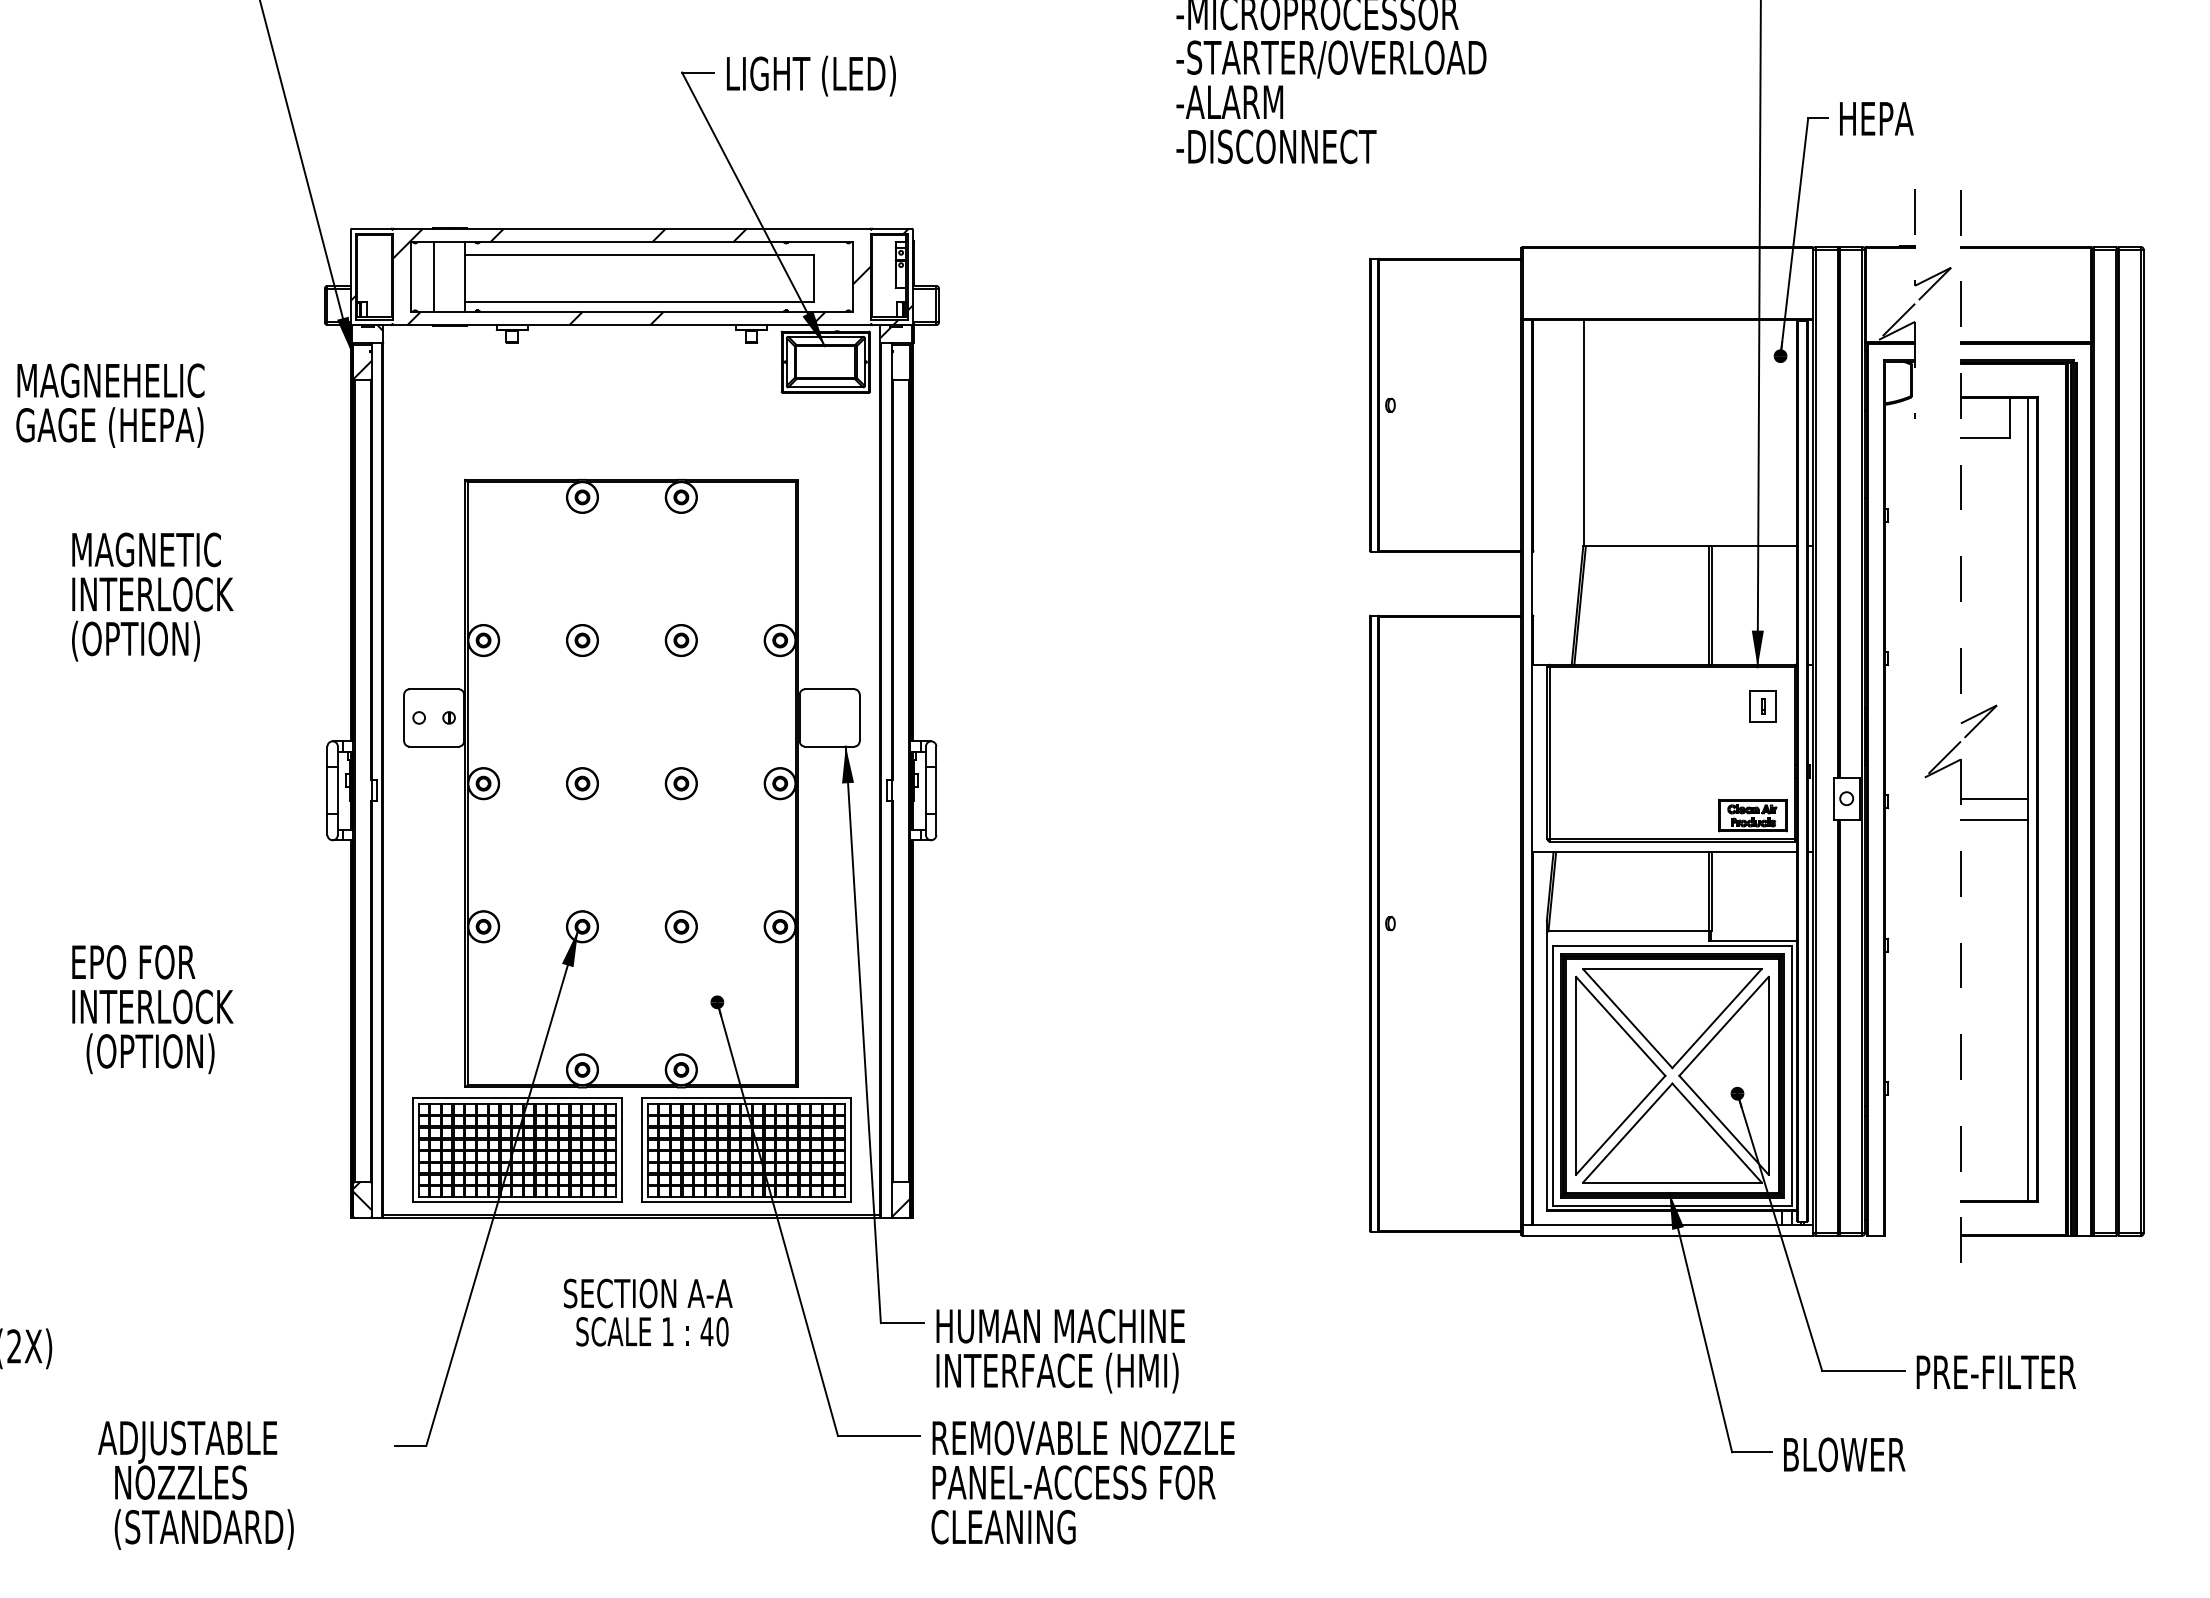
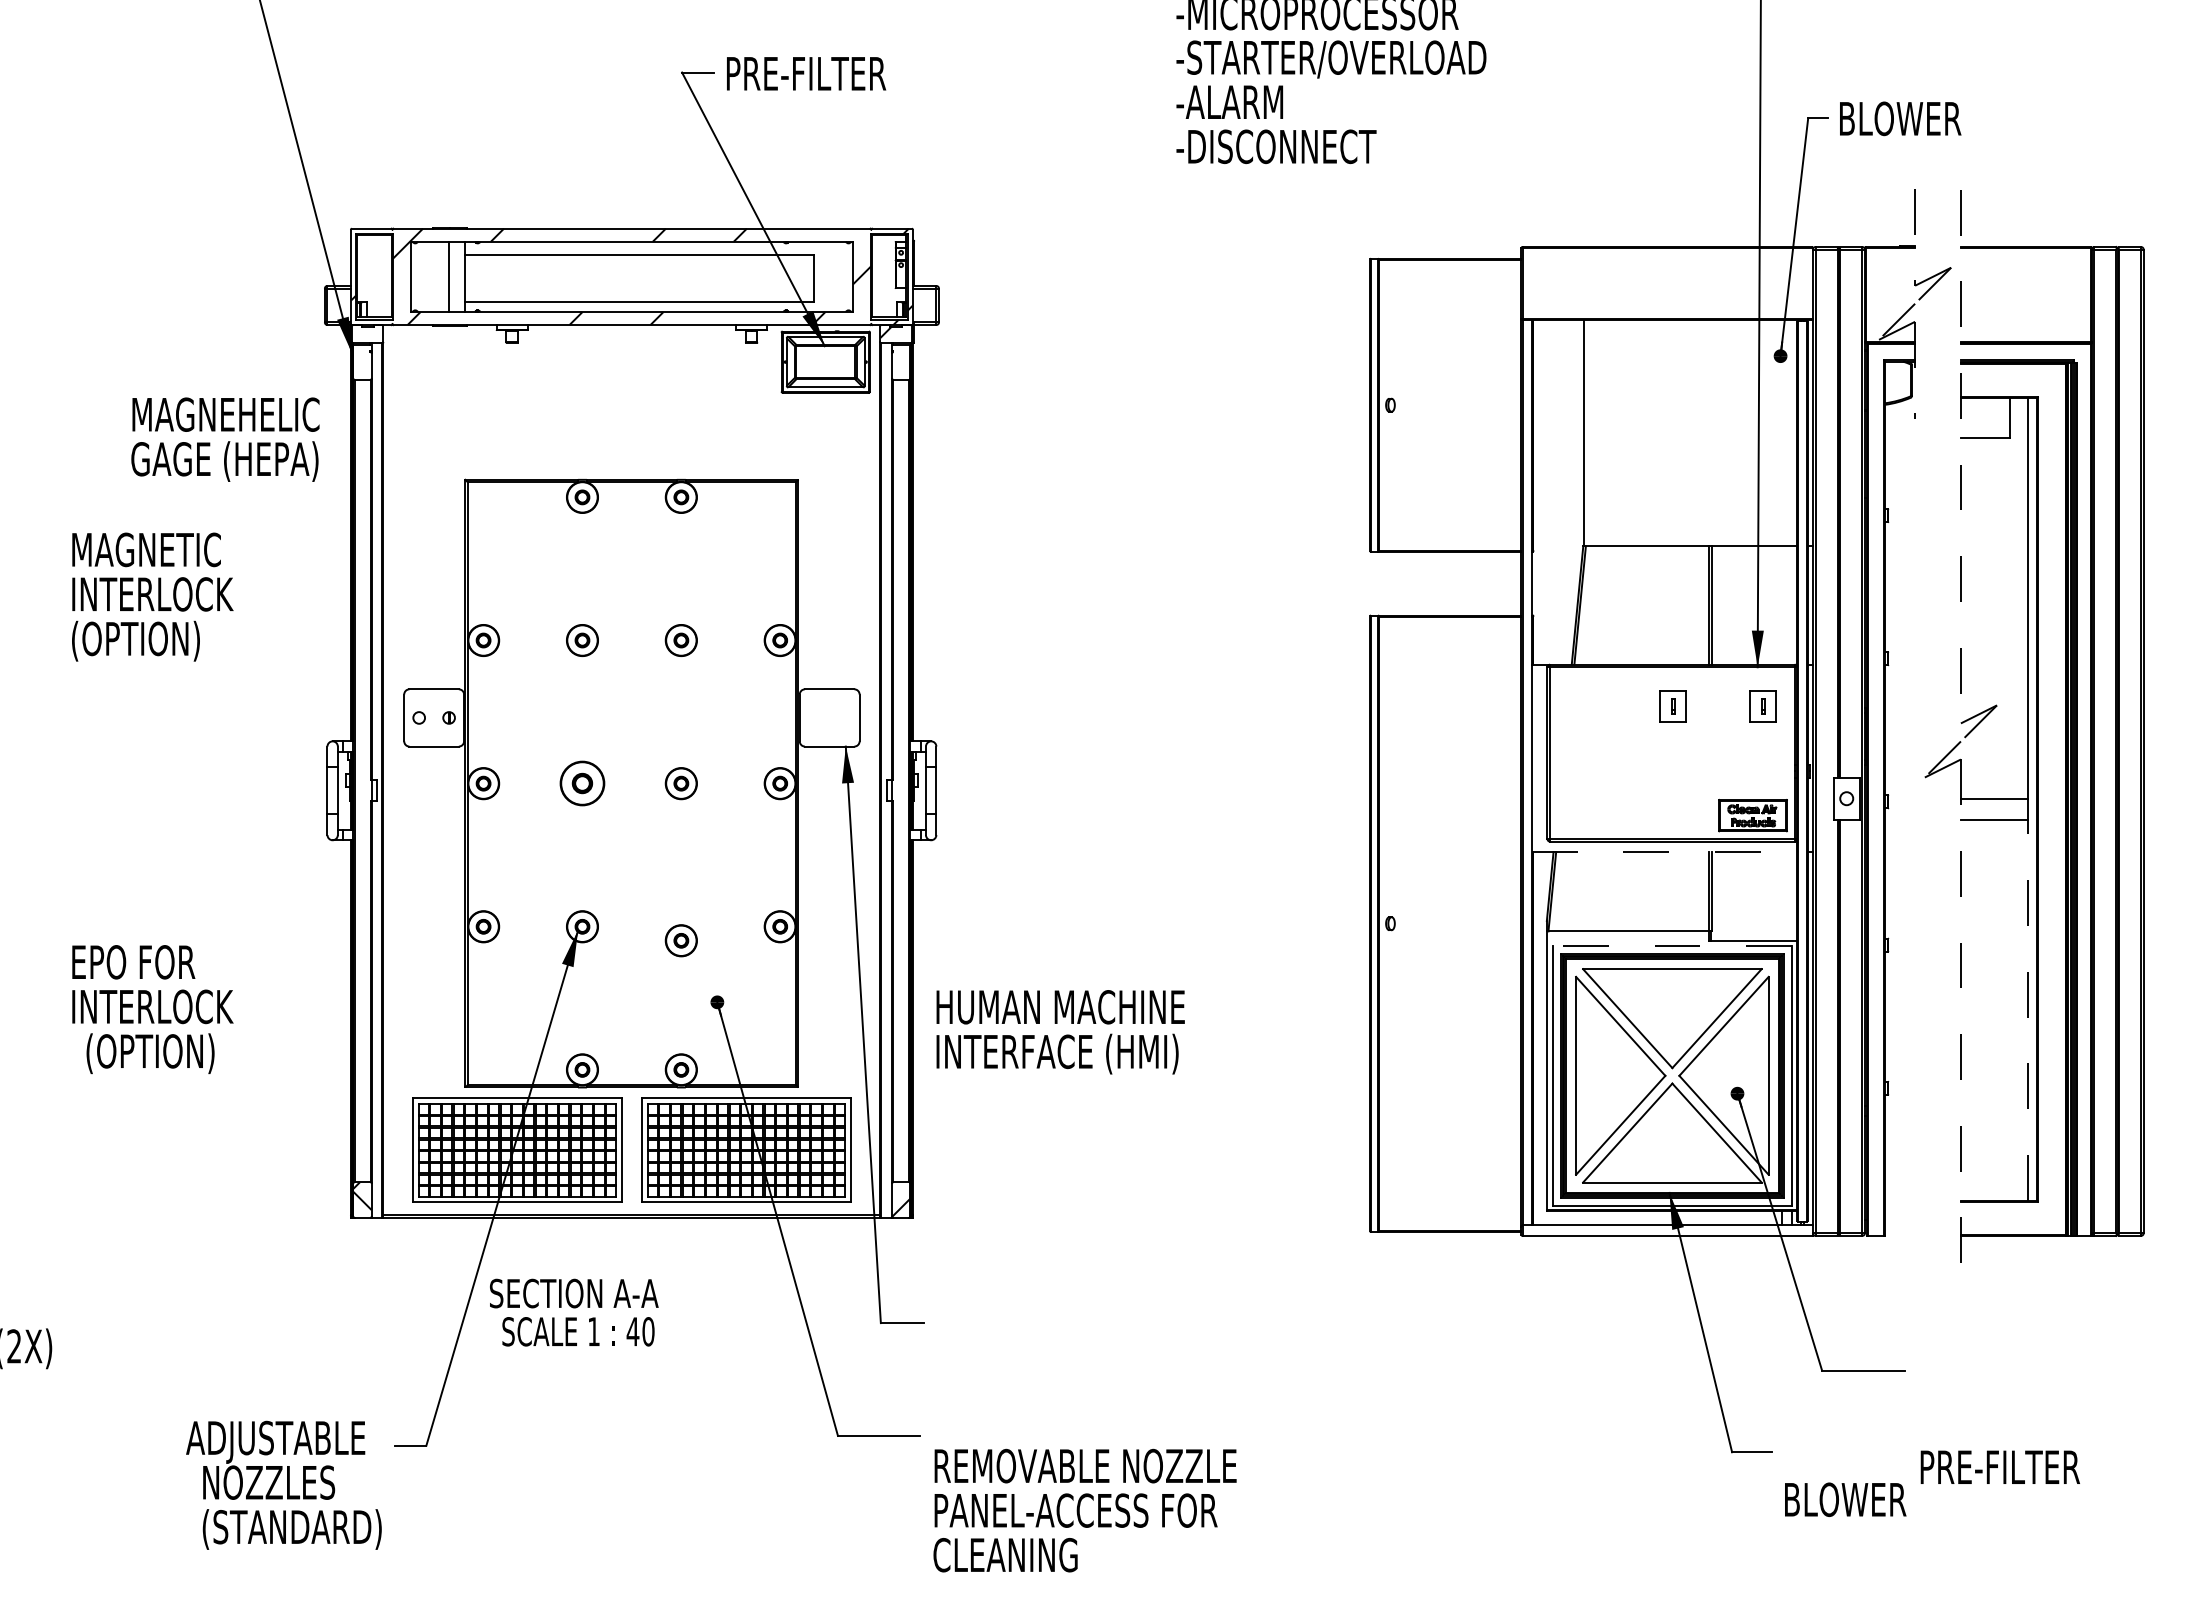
text: LIGHT (LED) -> PRE-FILTER (812, 75)
text: HEPA -> BLOWER (1901, 118)
line position: (434, 276) -> (449, 276) (449, 276)
hatch: present -> none (368, 352)
text position: (110, 405) -> (225, 439) (225, 439)
part: none -> present (1672, 706)
part size: 33x34 px -> 47x47 px (582, 783)
line: solid -> dashed (1664, 852)
part position: (680, 926) -> (680, 940) (680, 940)
line: solid -> dashed (1672, 945)
line: solid -> dashed (2028, 1010)
text position: (648, 1312) -> (574, 1312) (574, 1312)
text position: (1060, 1351) -> (1060, 1032) (1060, 1032)
text position: (1995, 1371) -> (1999, 1466) (1999, 1466)
text position: (1844, 1454) -> (1845, 1499) (1845, 1499)
text position: (1082, 1482) -> (1084, 1510) (1084, 1510)
text position: (195, 1484) -> (283, 1484) (283, 1484)
